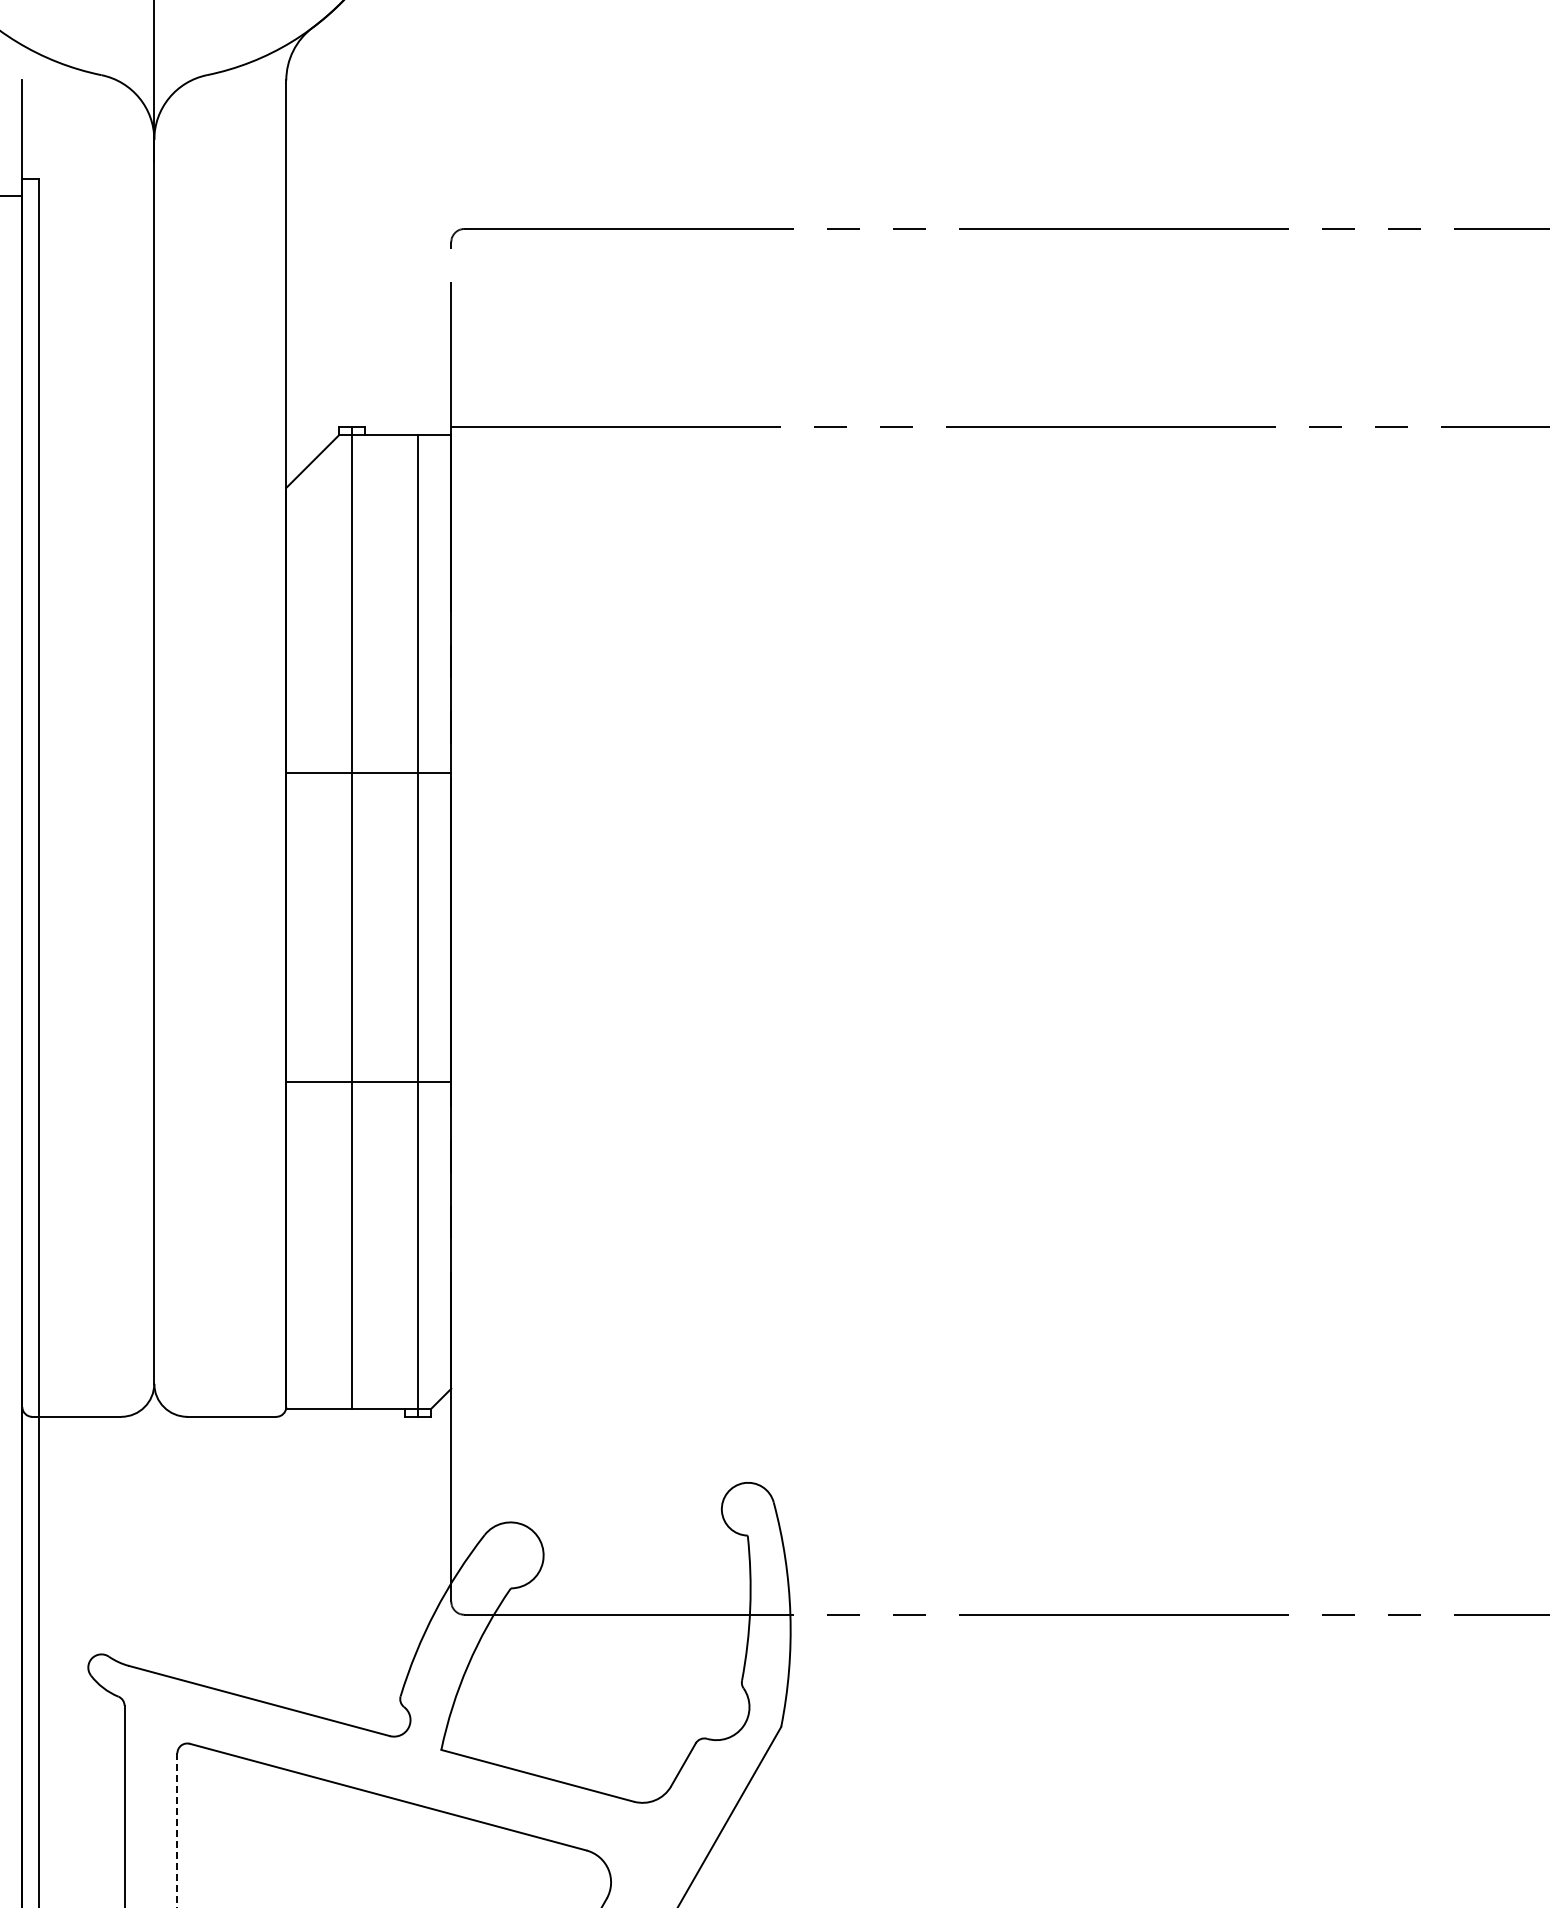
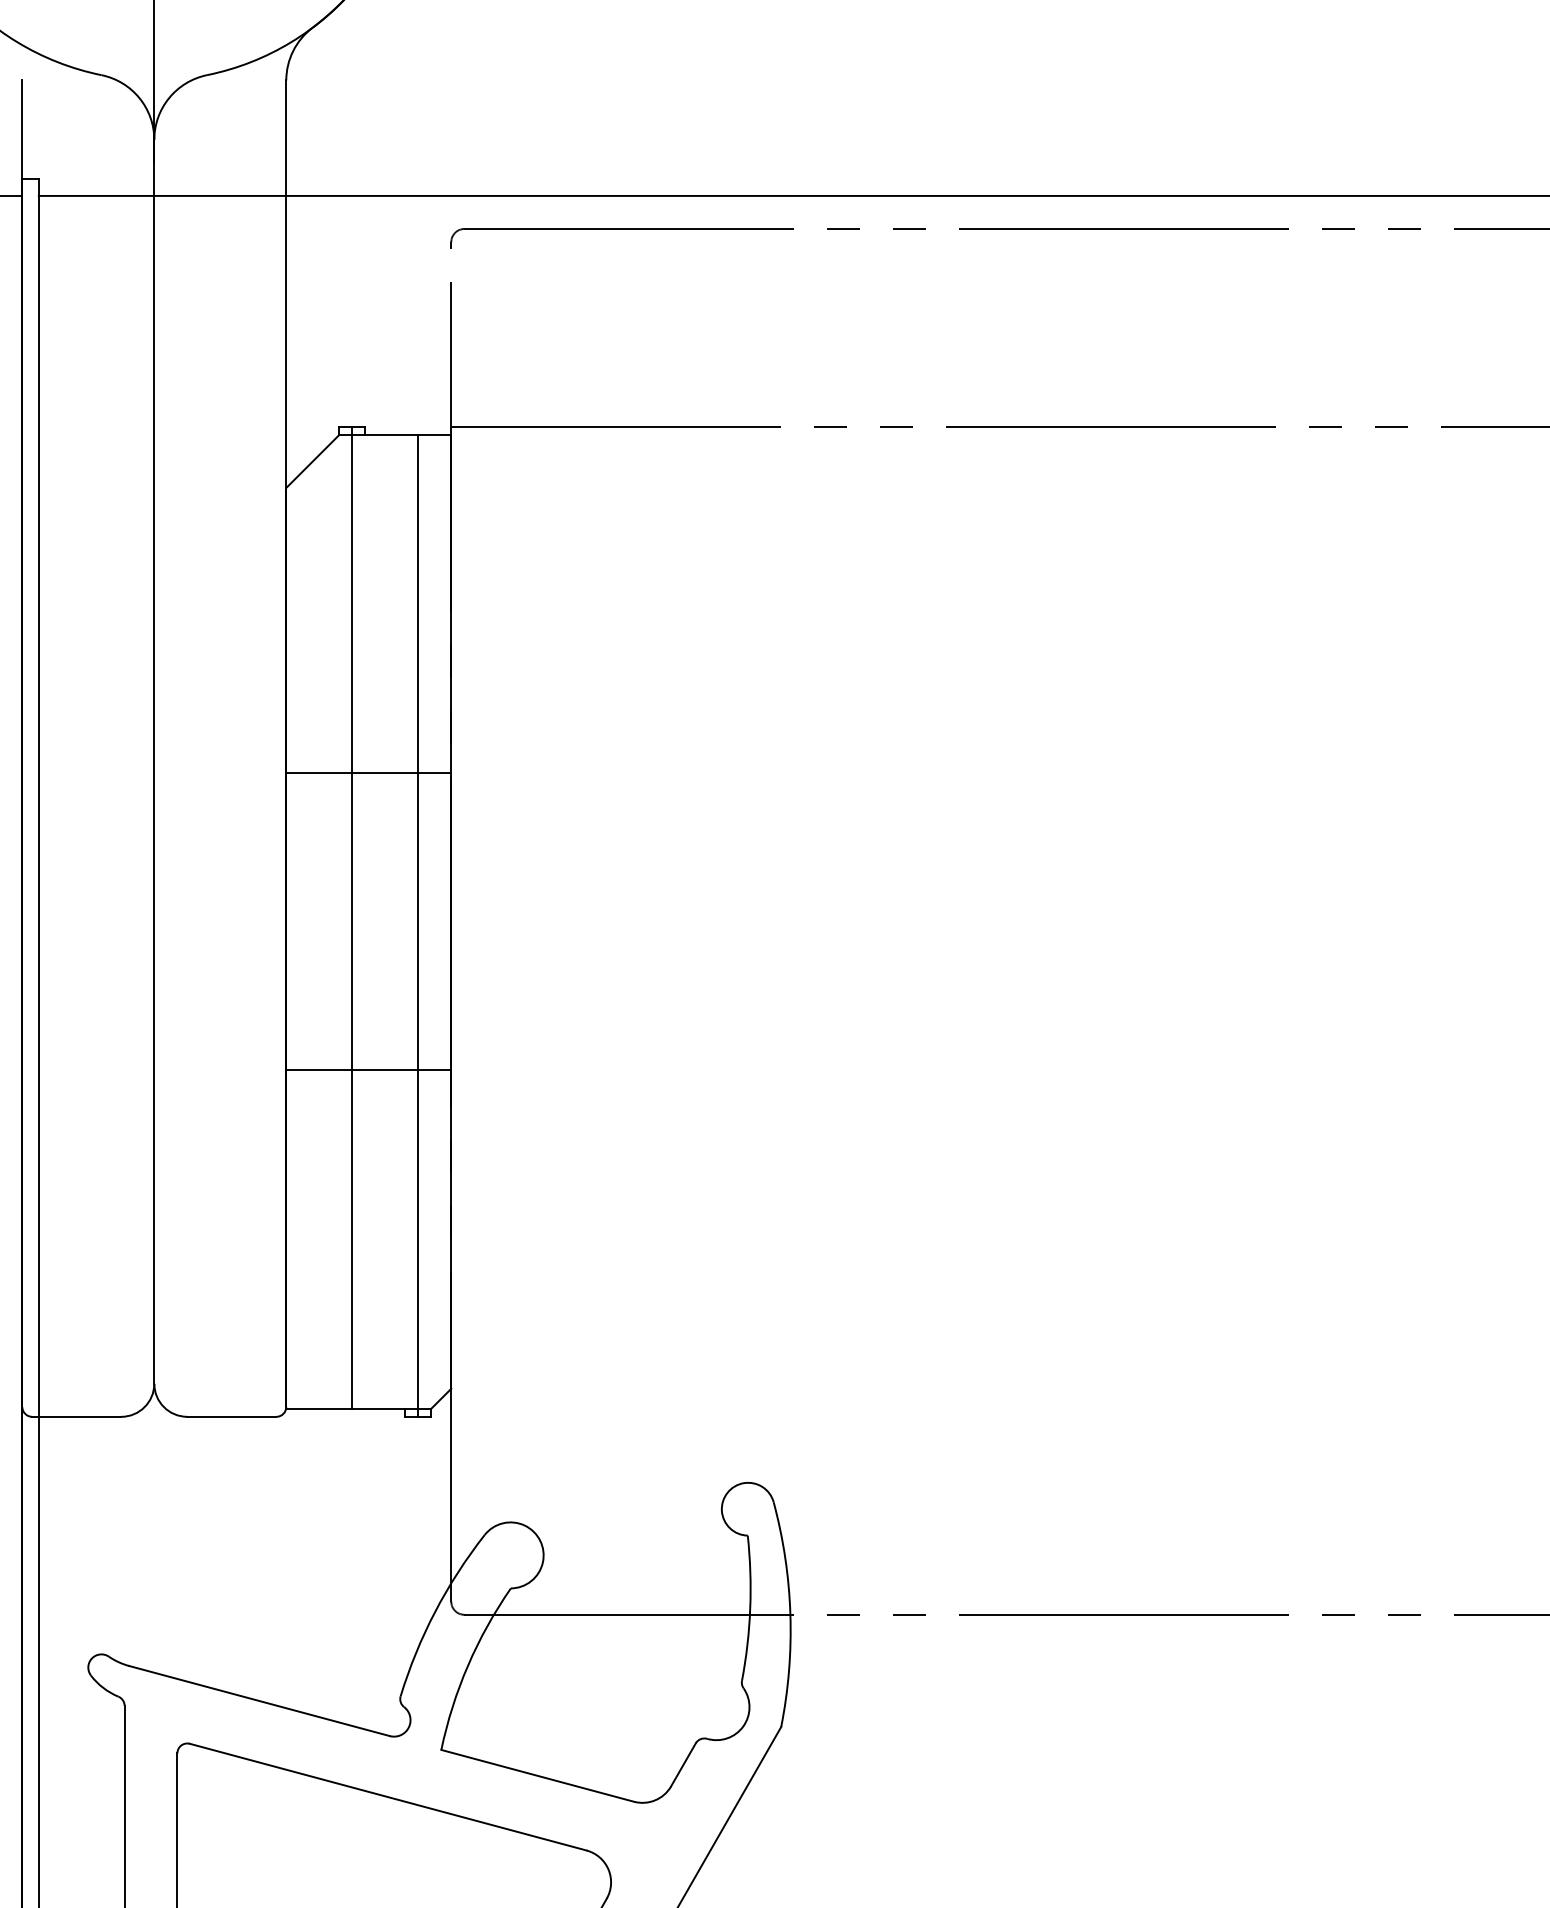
line: none -> present (792, 195)
line position: (368, 1082) -> (368, 1070) (368, 1070)
line: dashed -> solid (177, 1830)
